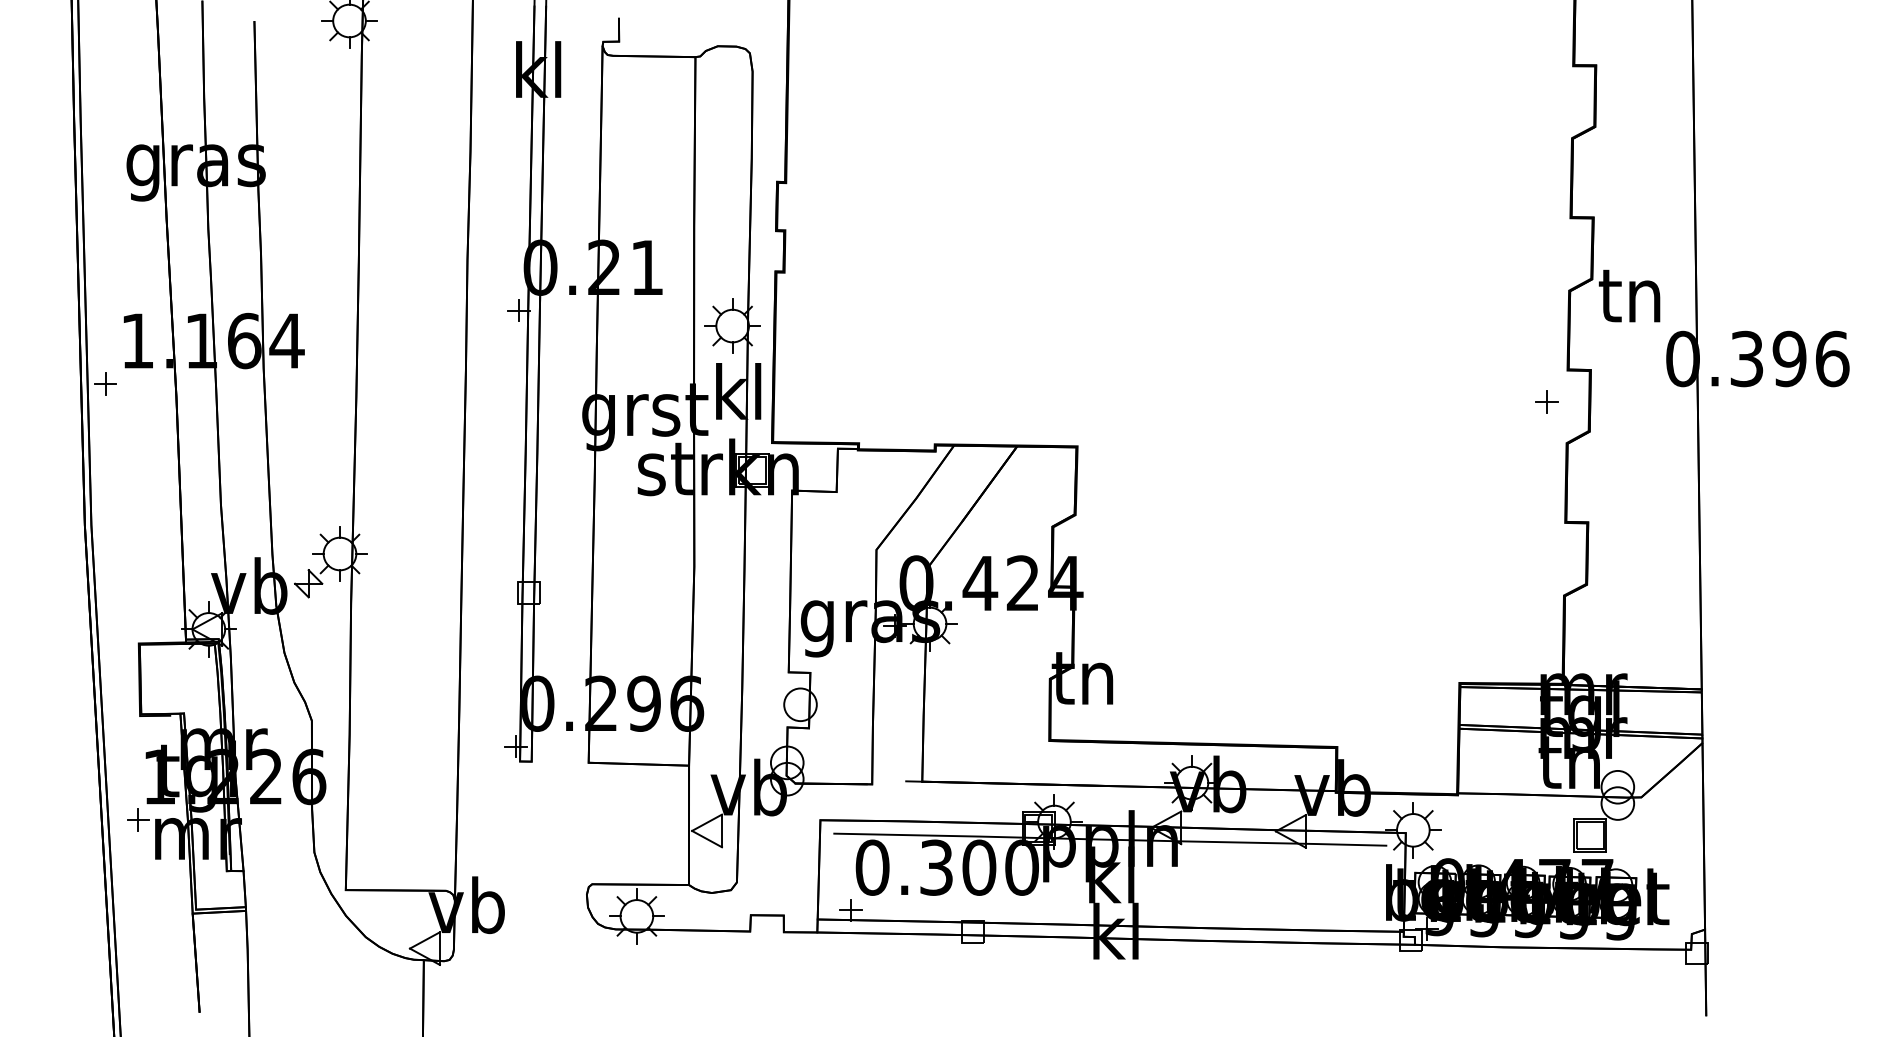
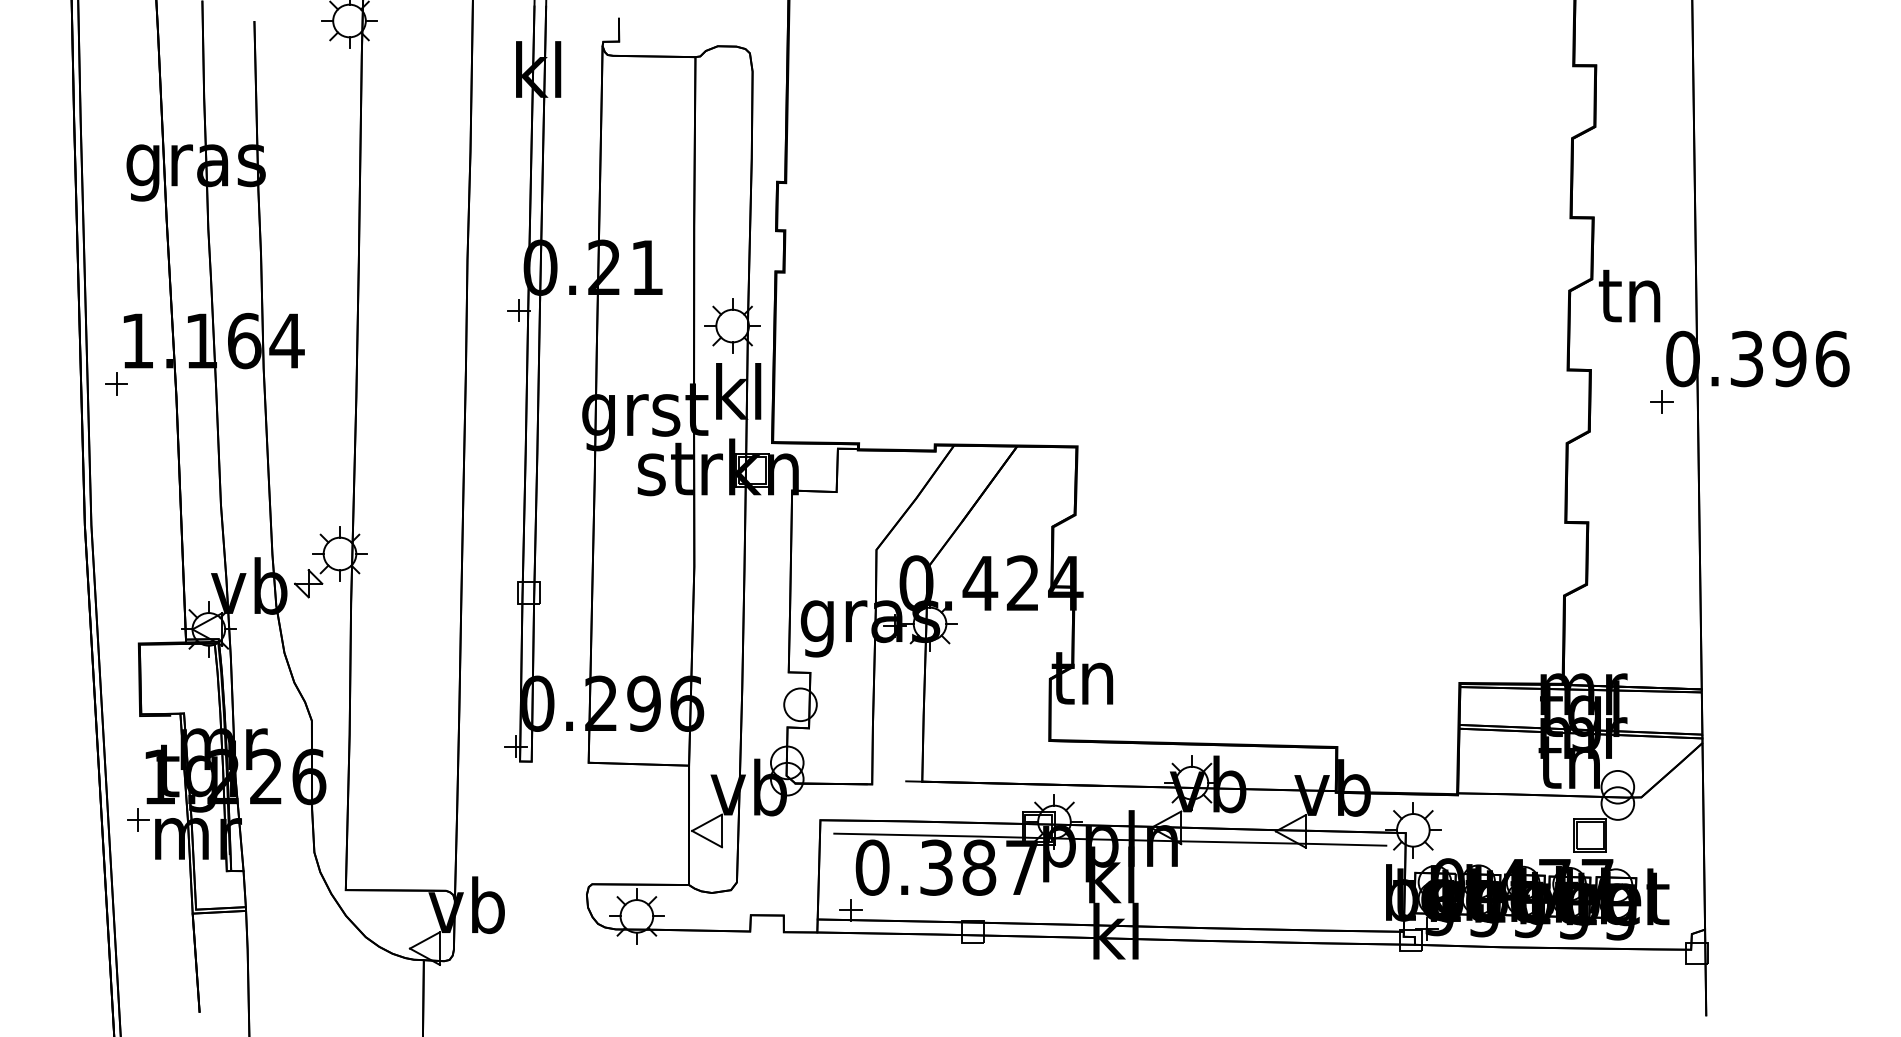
part position: (105, 383) -> (116, 383) (116, 383)
part position: (1546, 401) -> (1661, 401) (1661, 401)
text: 0.300 -> 0.387 (1000, 867)
